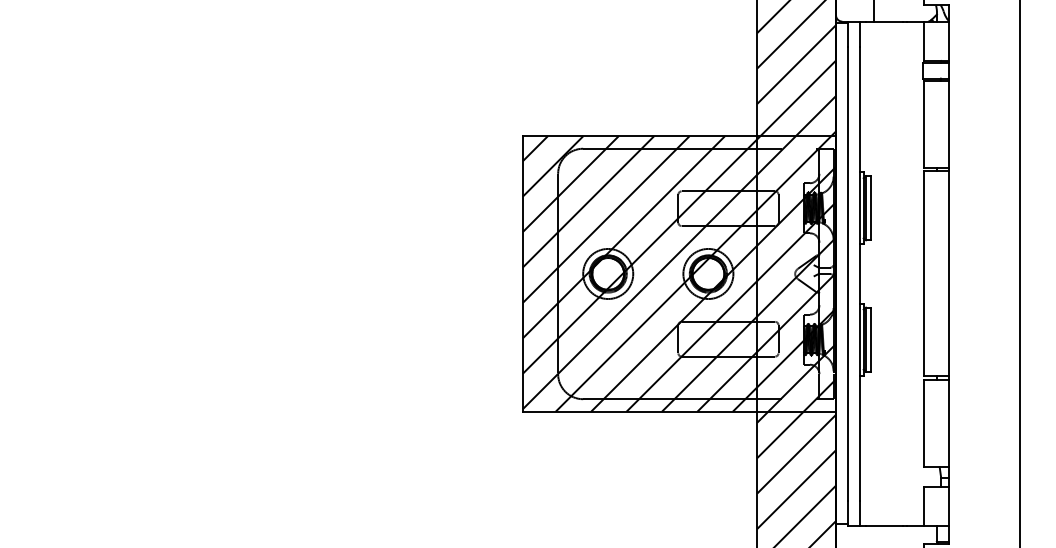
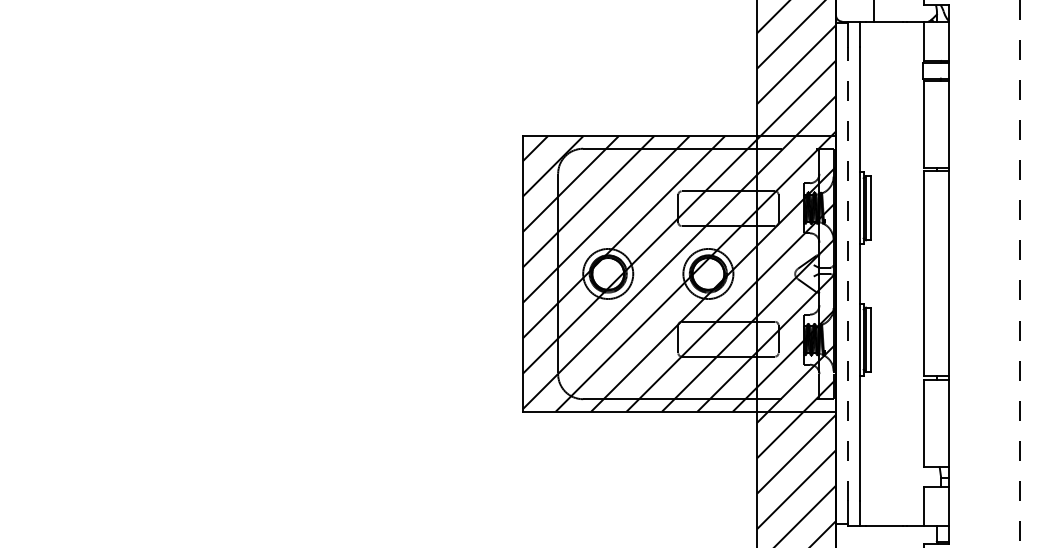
line: solid -> dashed (848, 273)
line: solid -> dashed (1019, 274)
